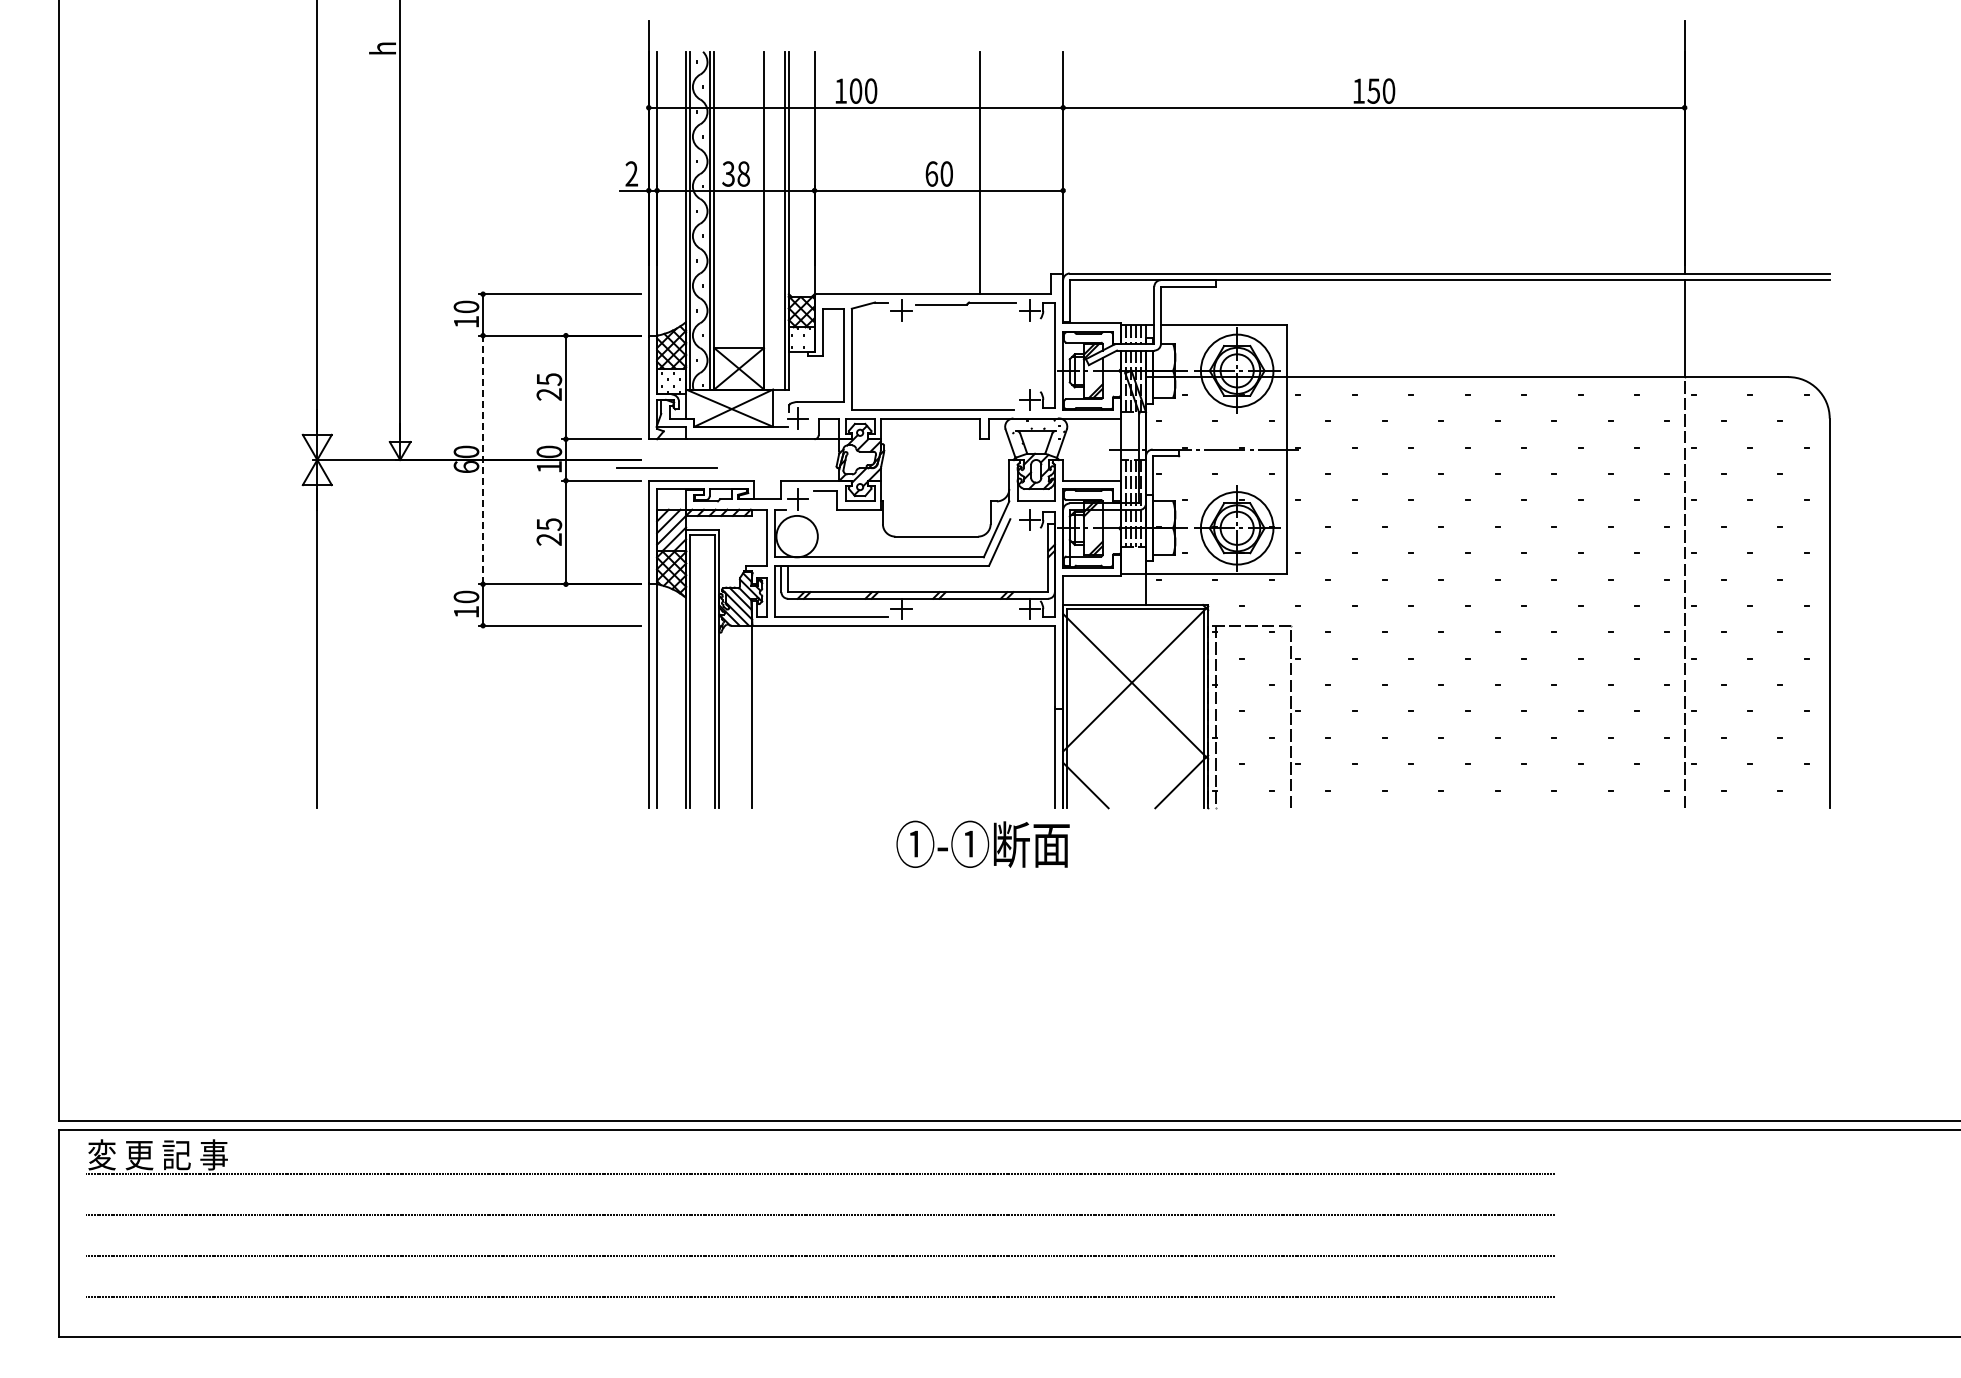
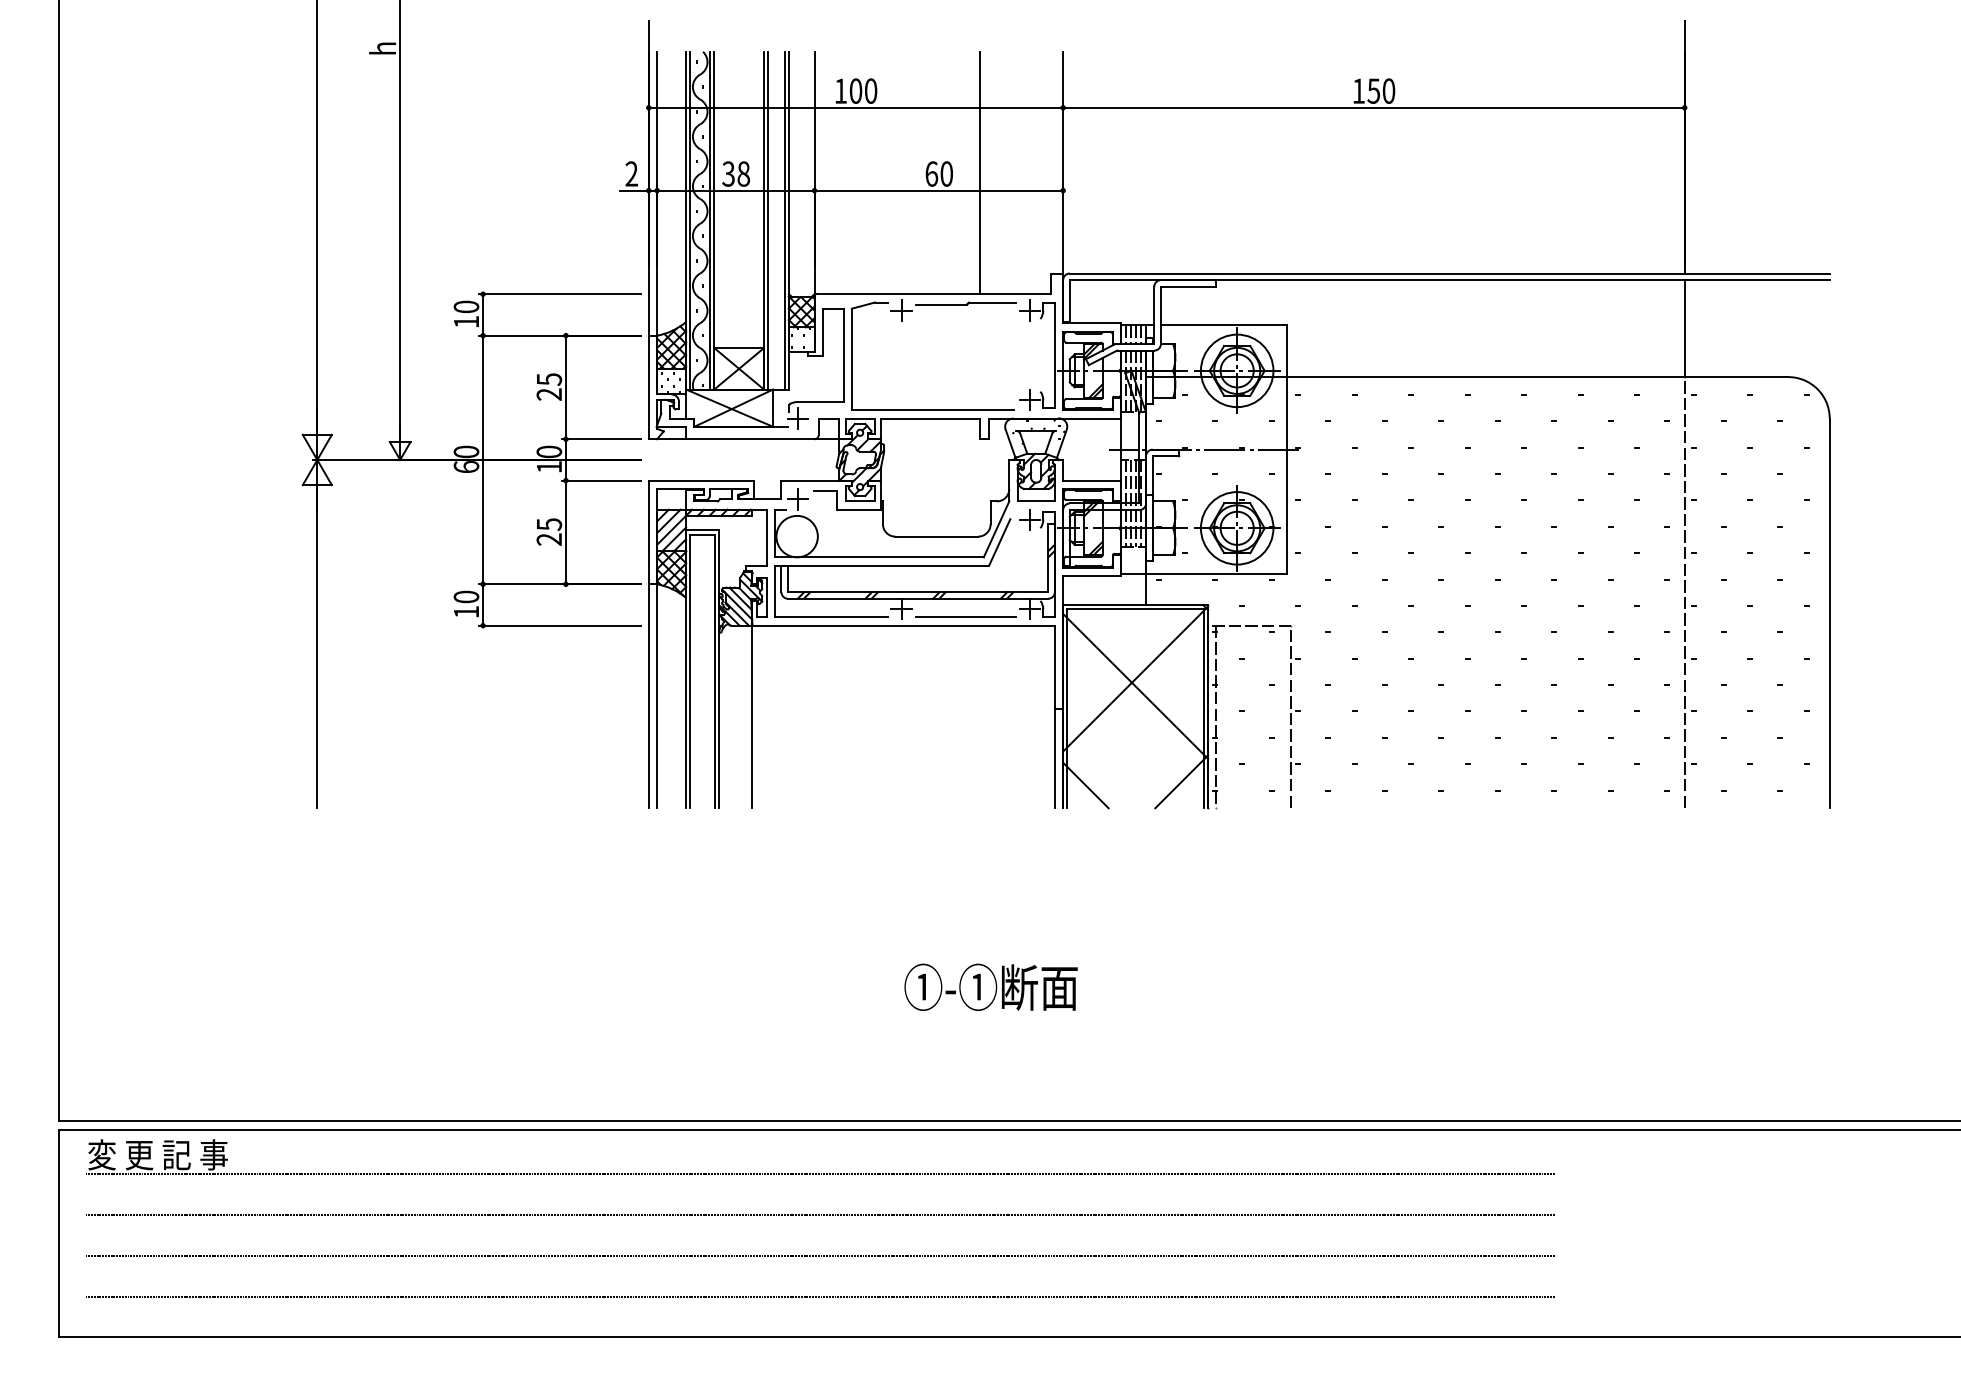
line: none -> present (768, 220)
line: dashed -> solid (483, 459)
line position: (666, 467) -> (965, 616) (965, 616)
text position: (982, 843) -> (990, 986) (990, 986)
